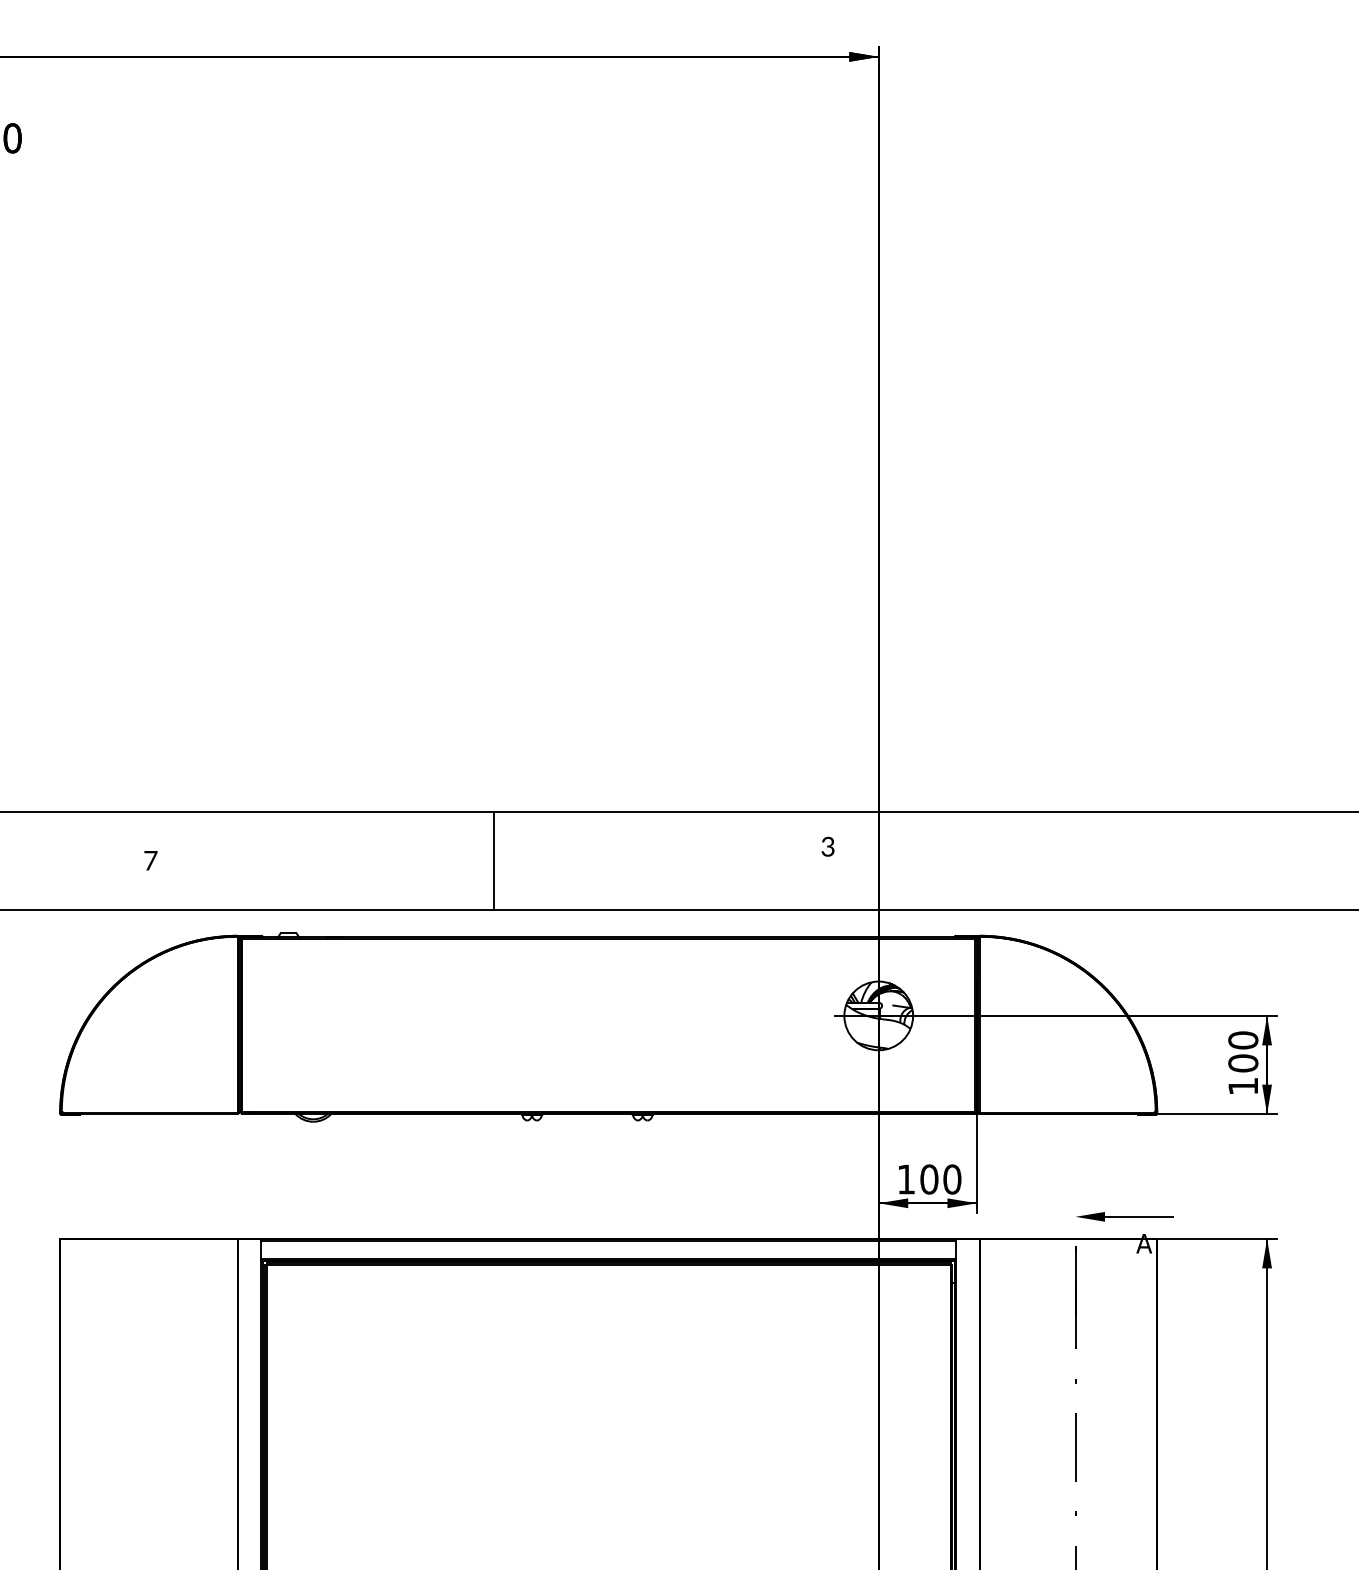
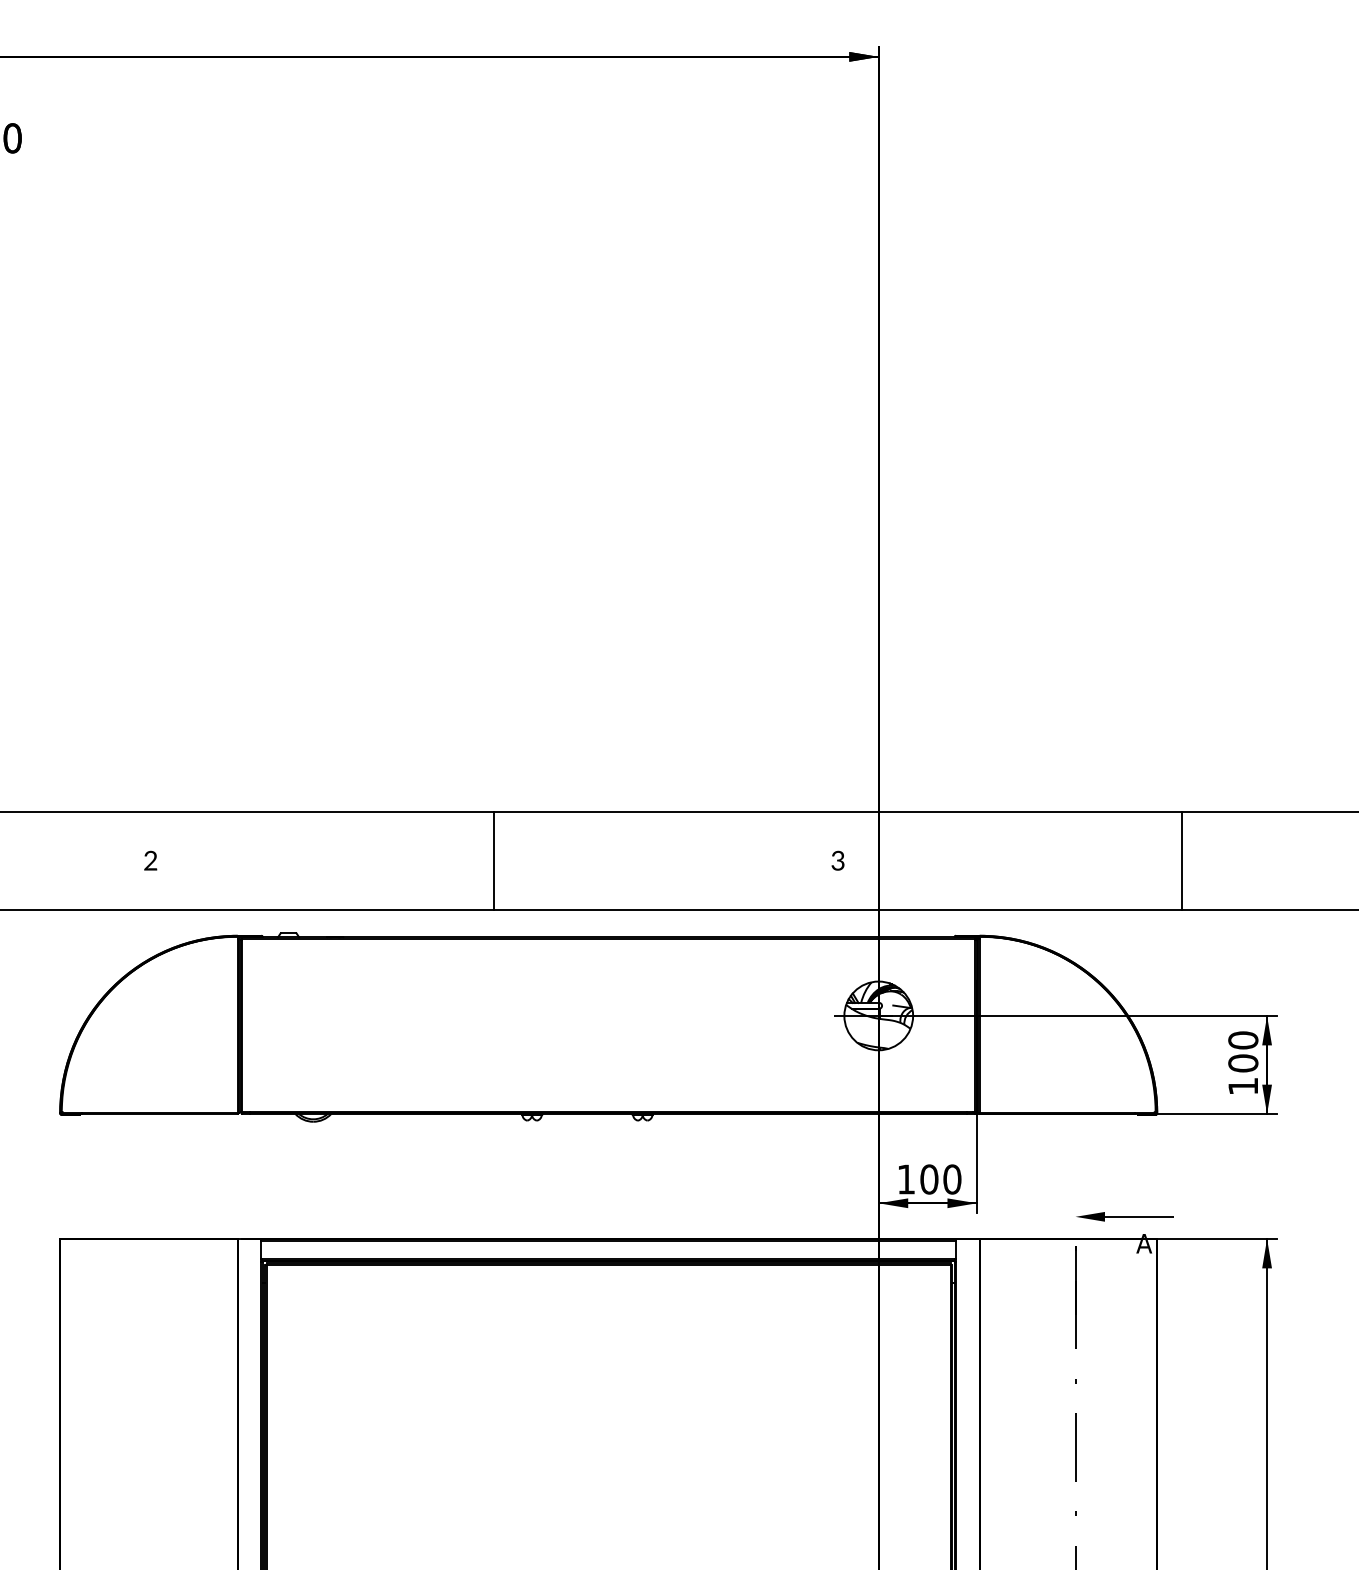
text position: (827, 846) -> (837, 860) (837, 860)
text: 7 -> 2 (150, 860)
line: none -> present (1181, 860)
